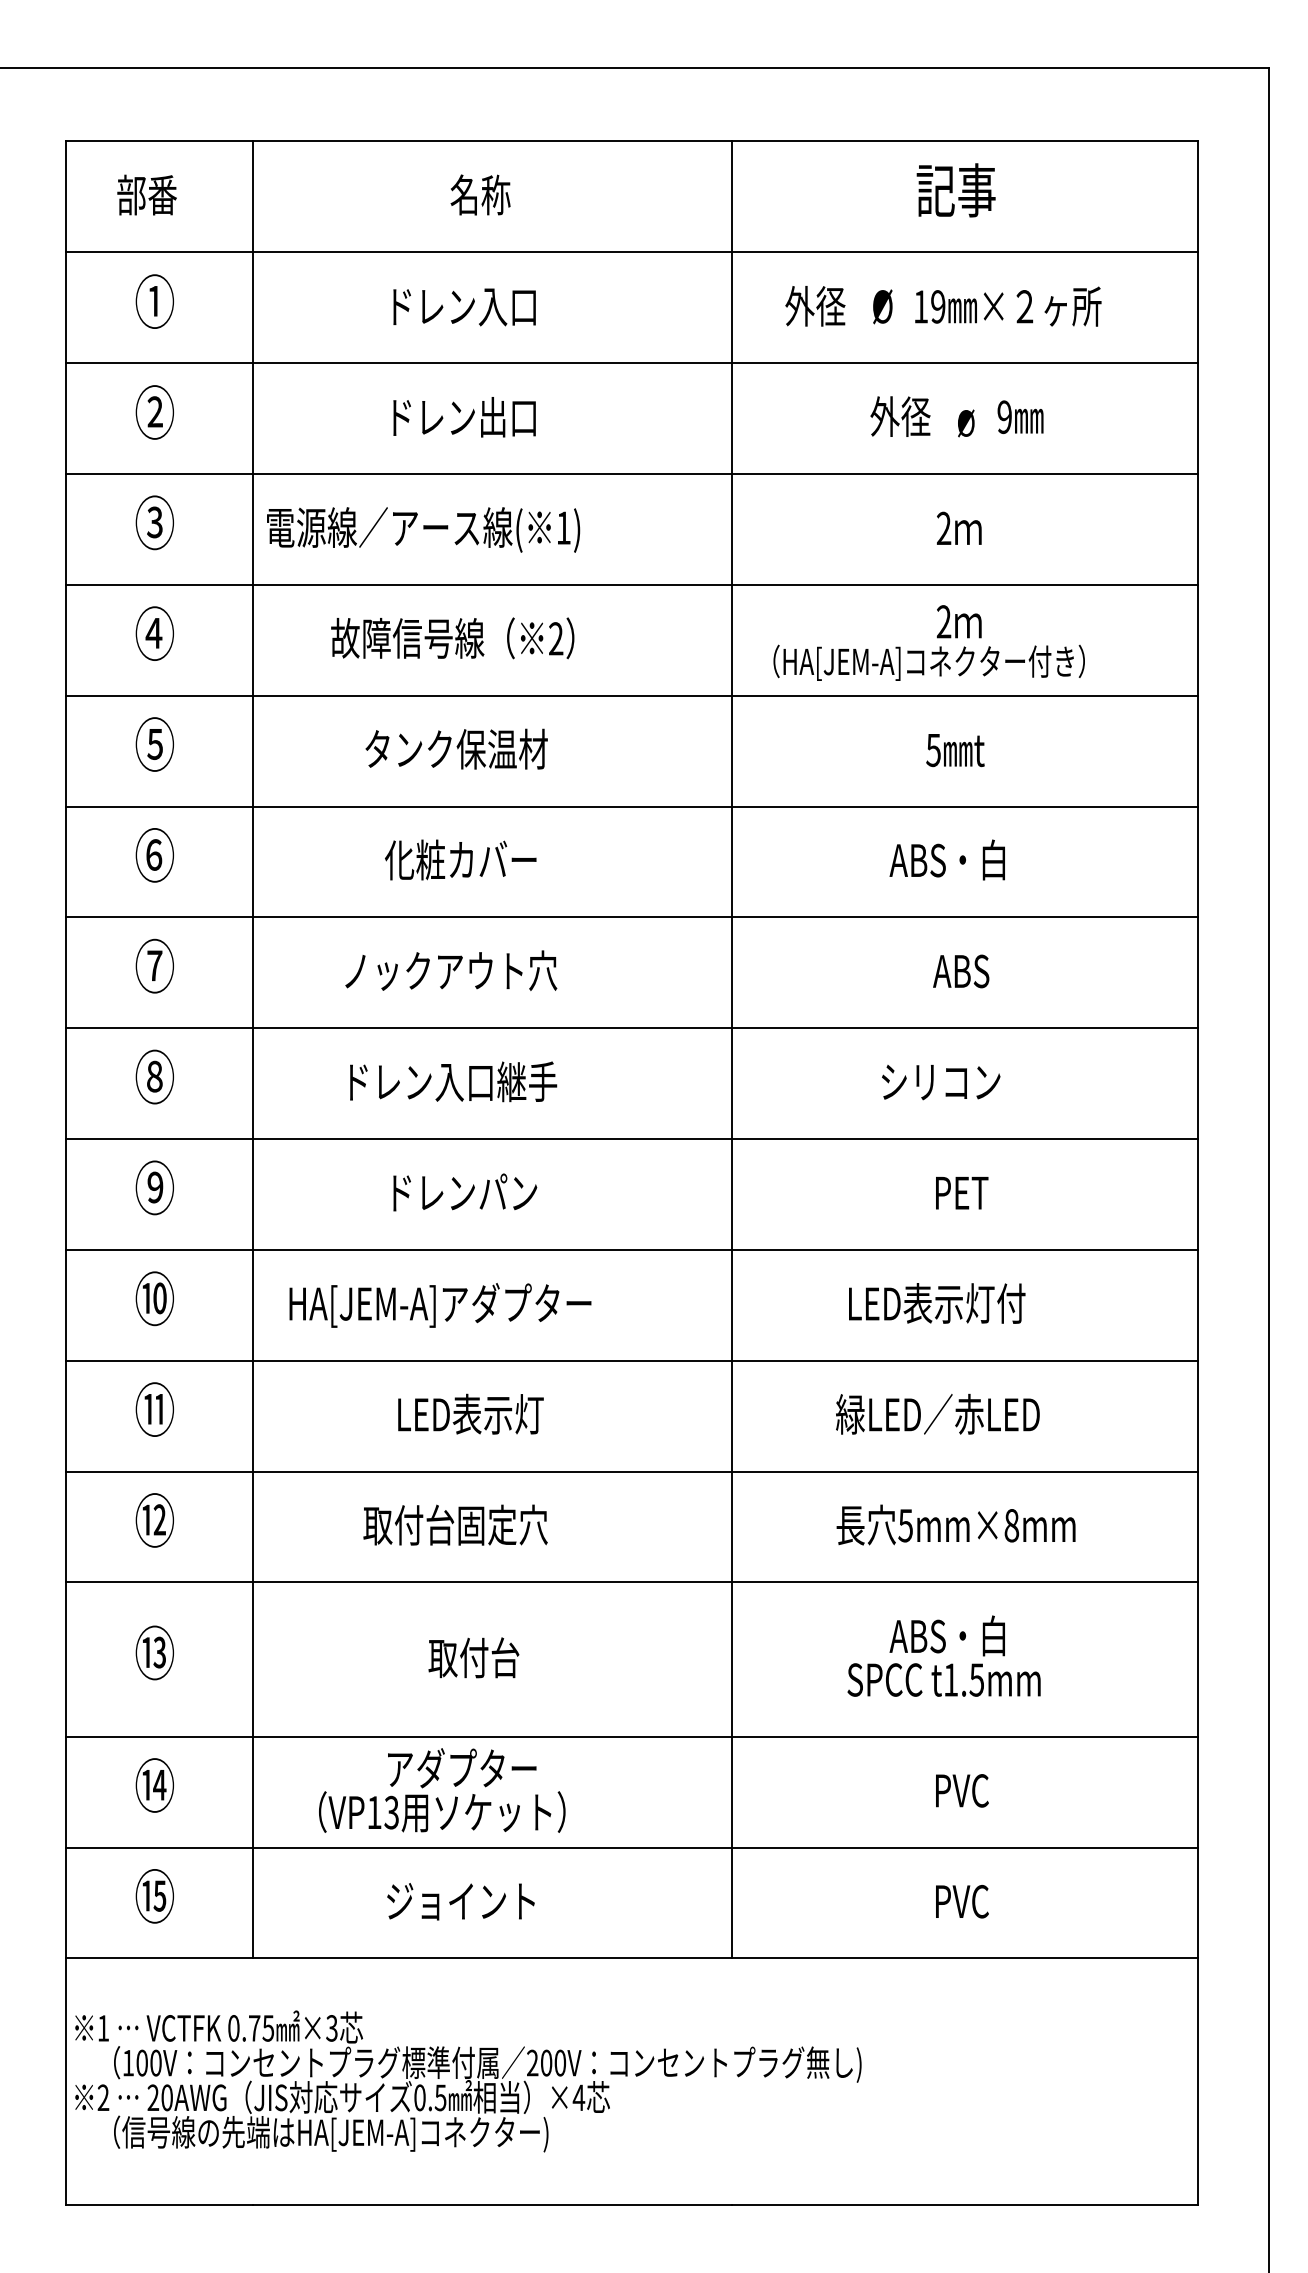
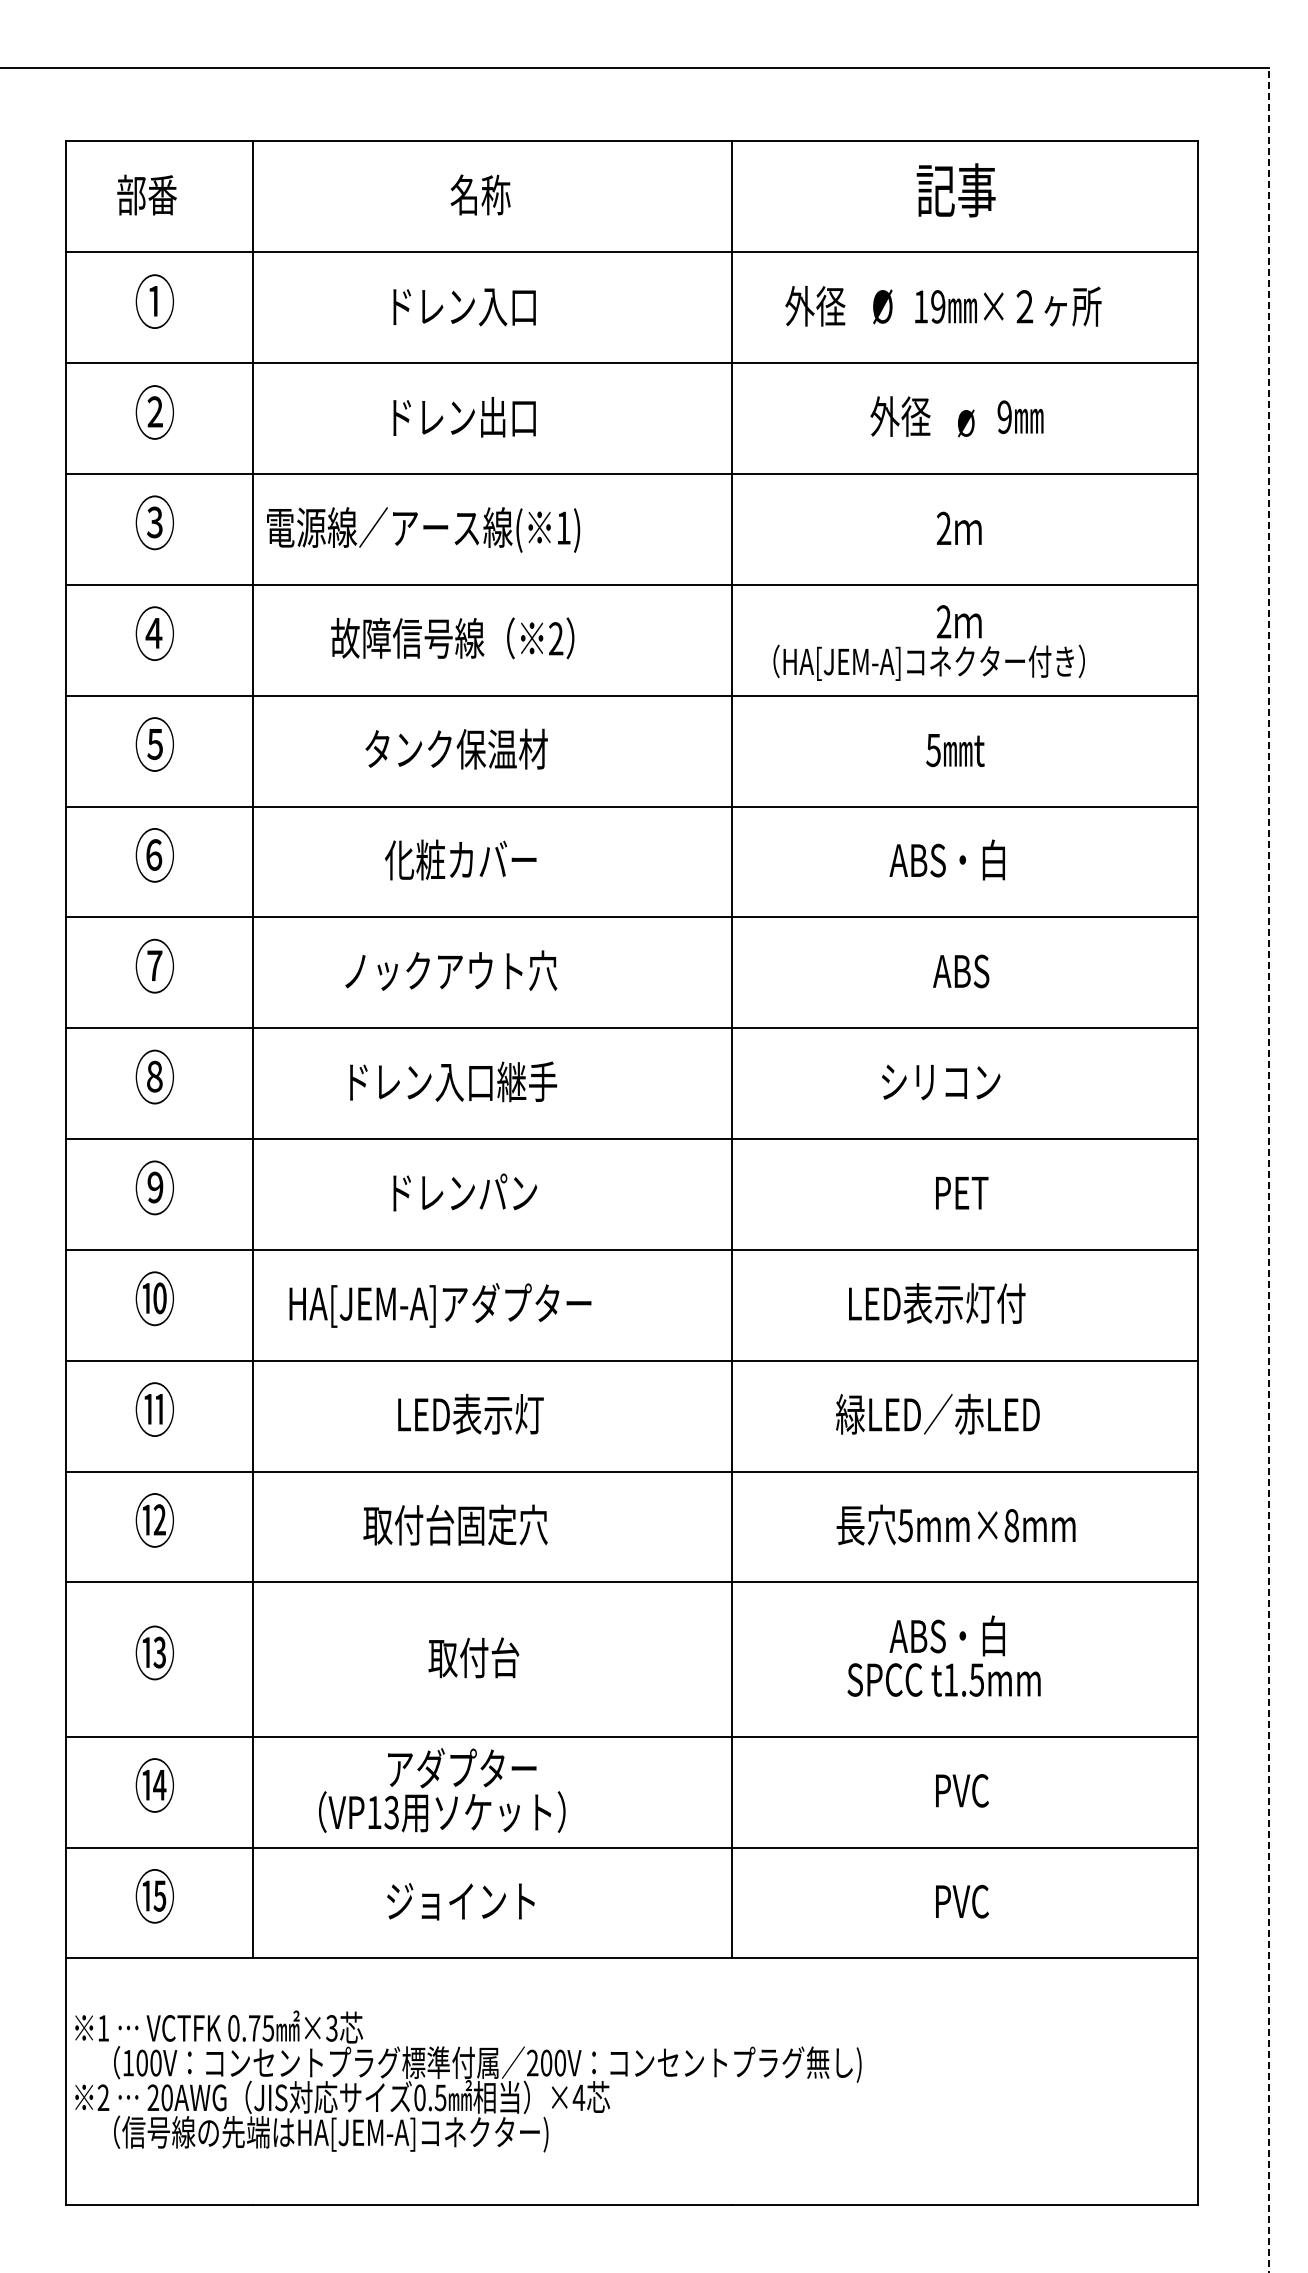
line: solid -> dashed (1268, 1170)
